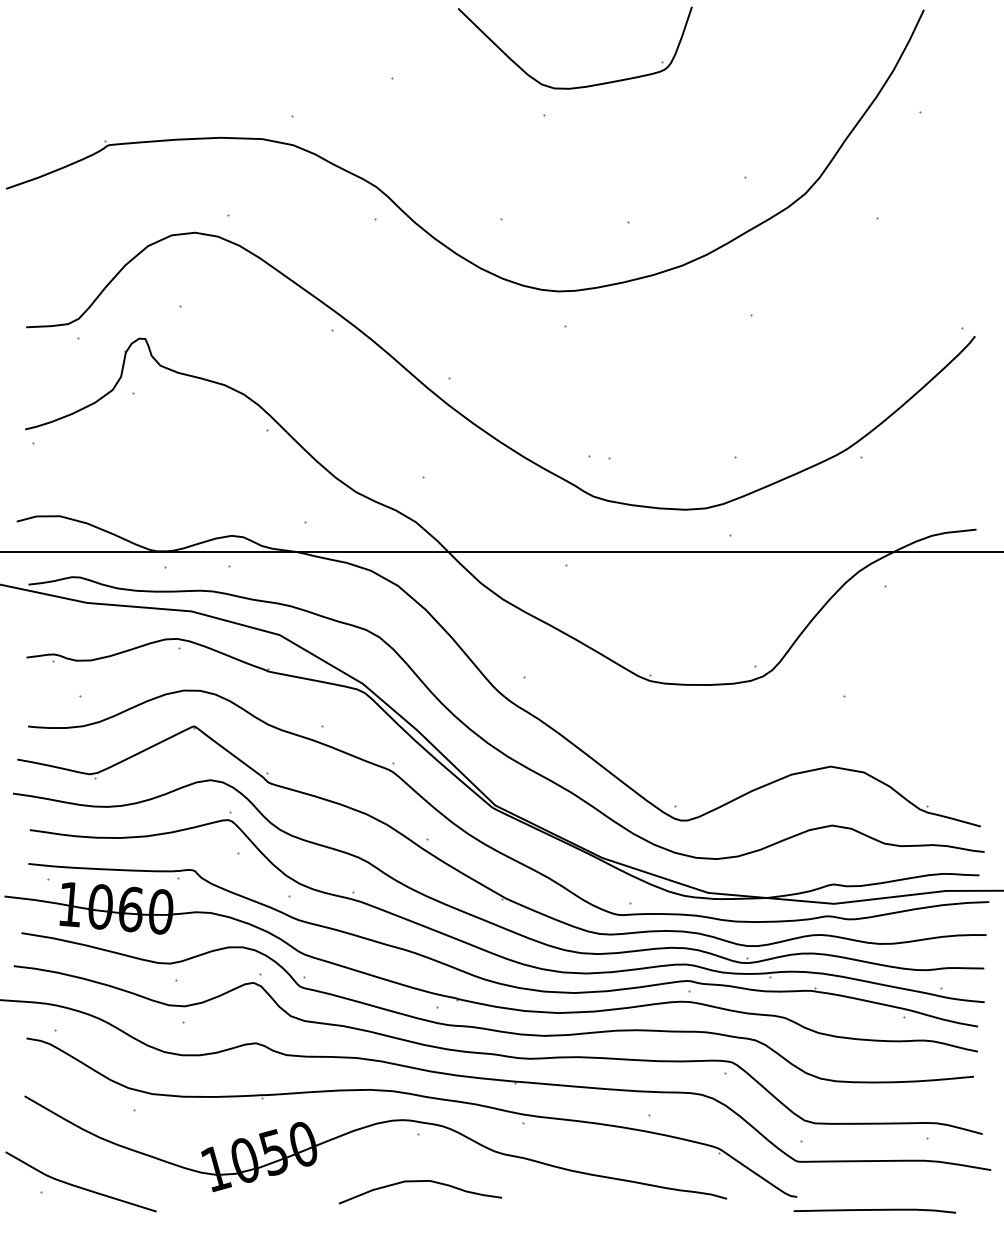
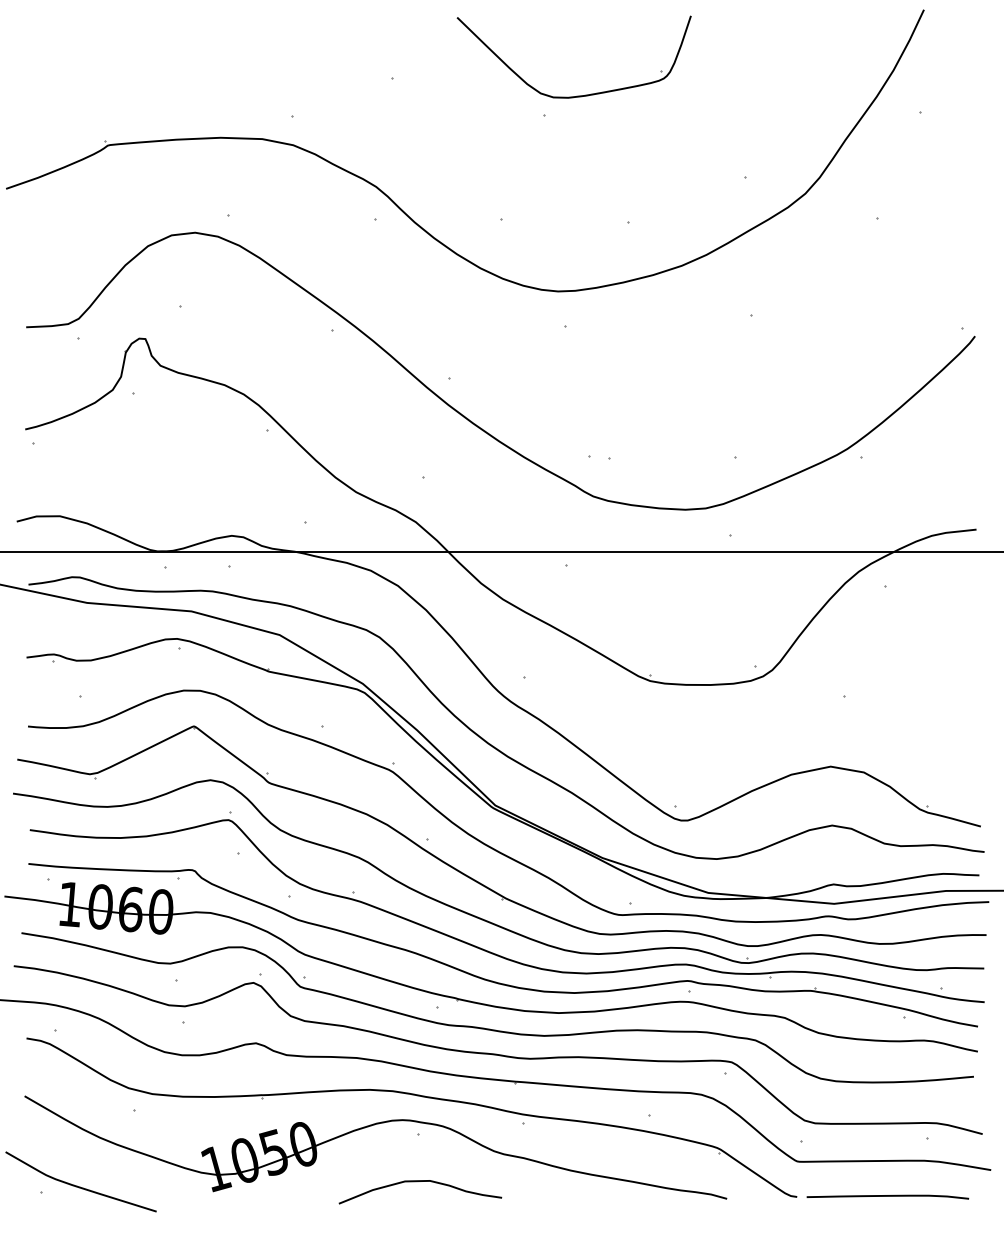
part position: (577, 86) -> (576, 95) (576, 95)
curve position: (874, 1210) -> (887, 1196) (887, 1196)
